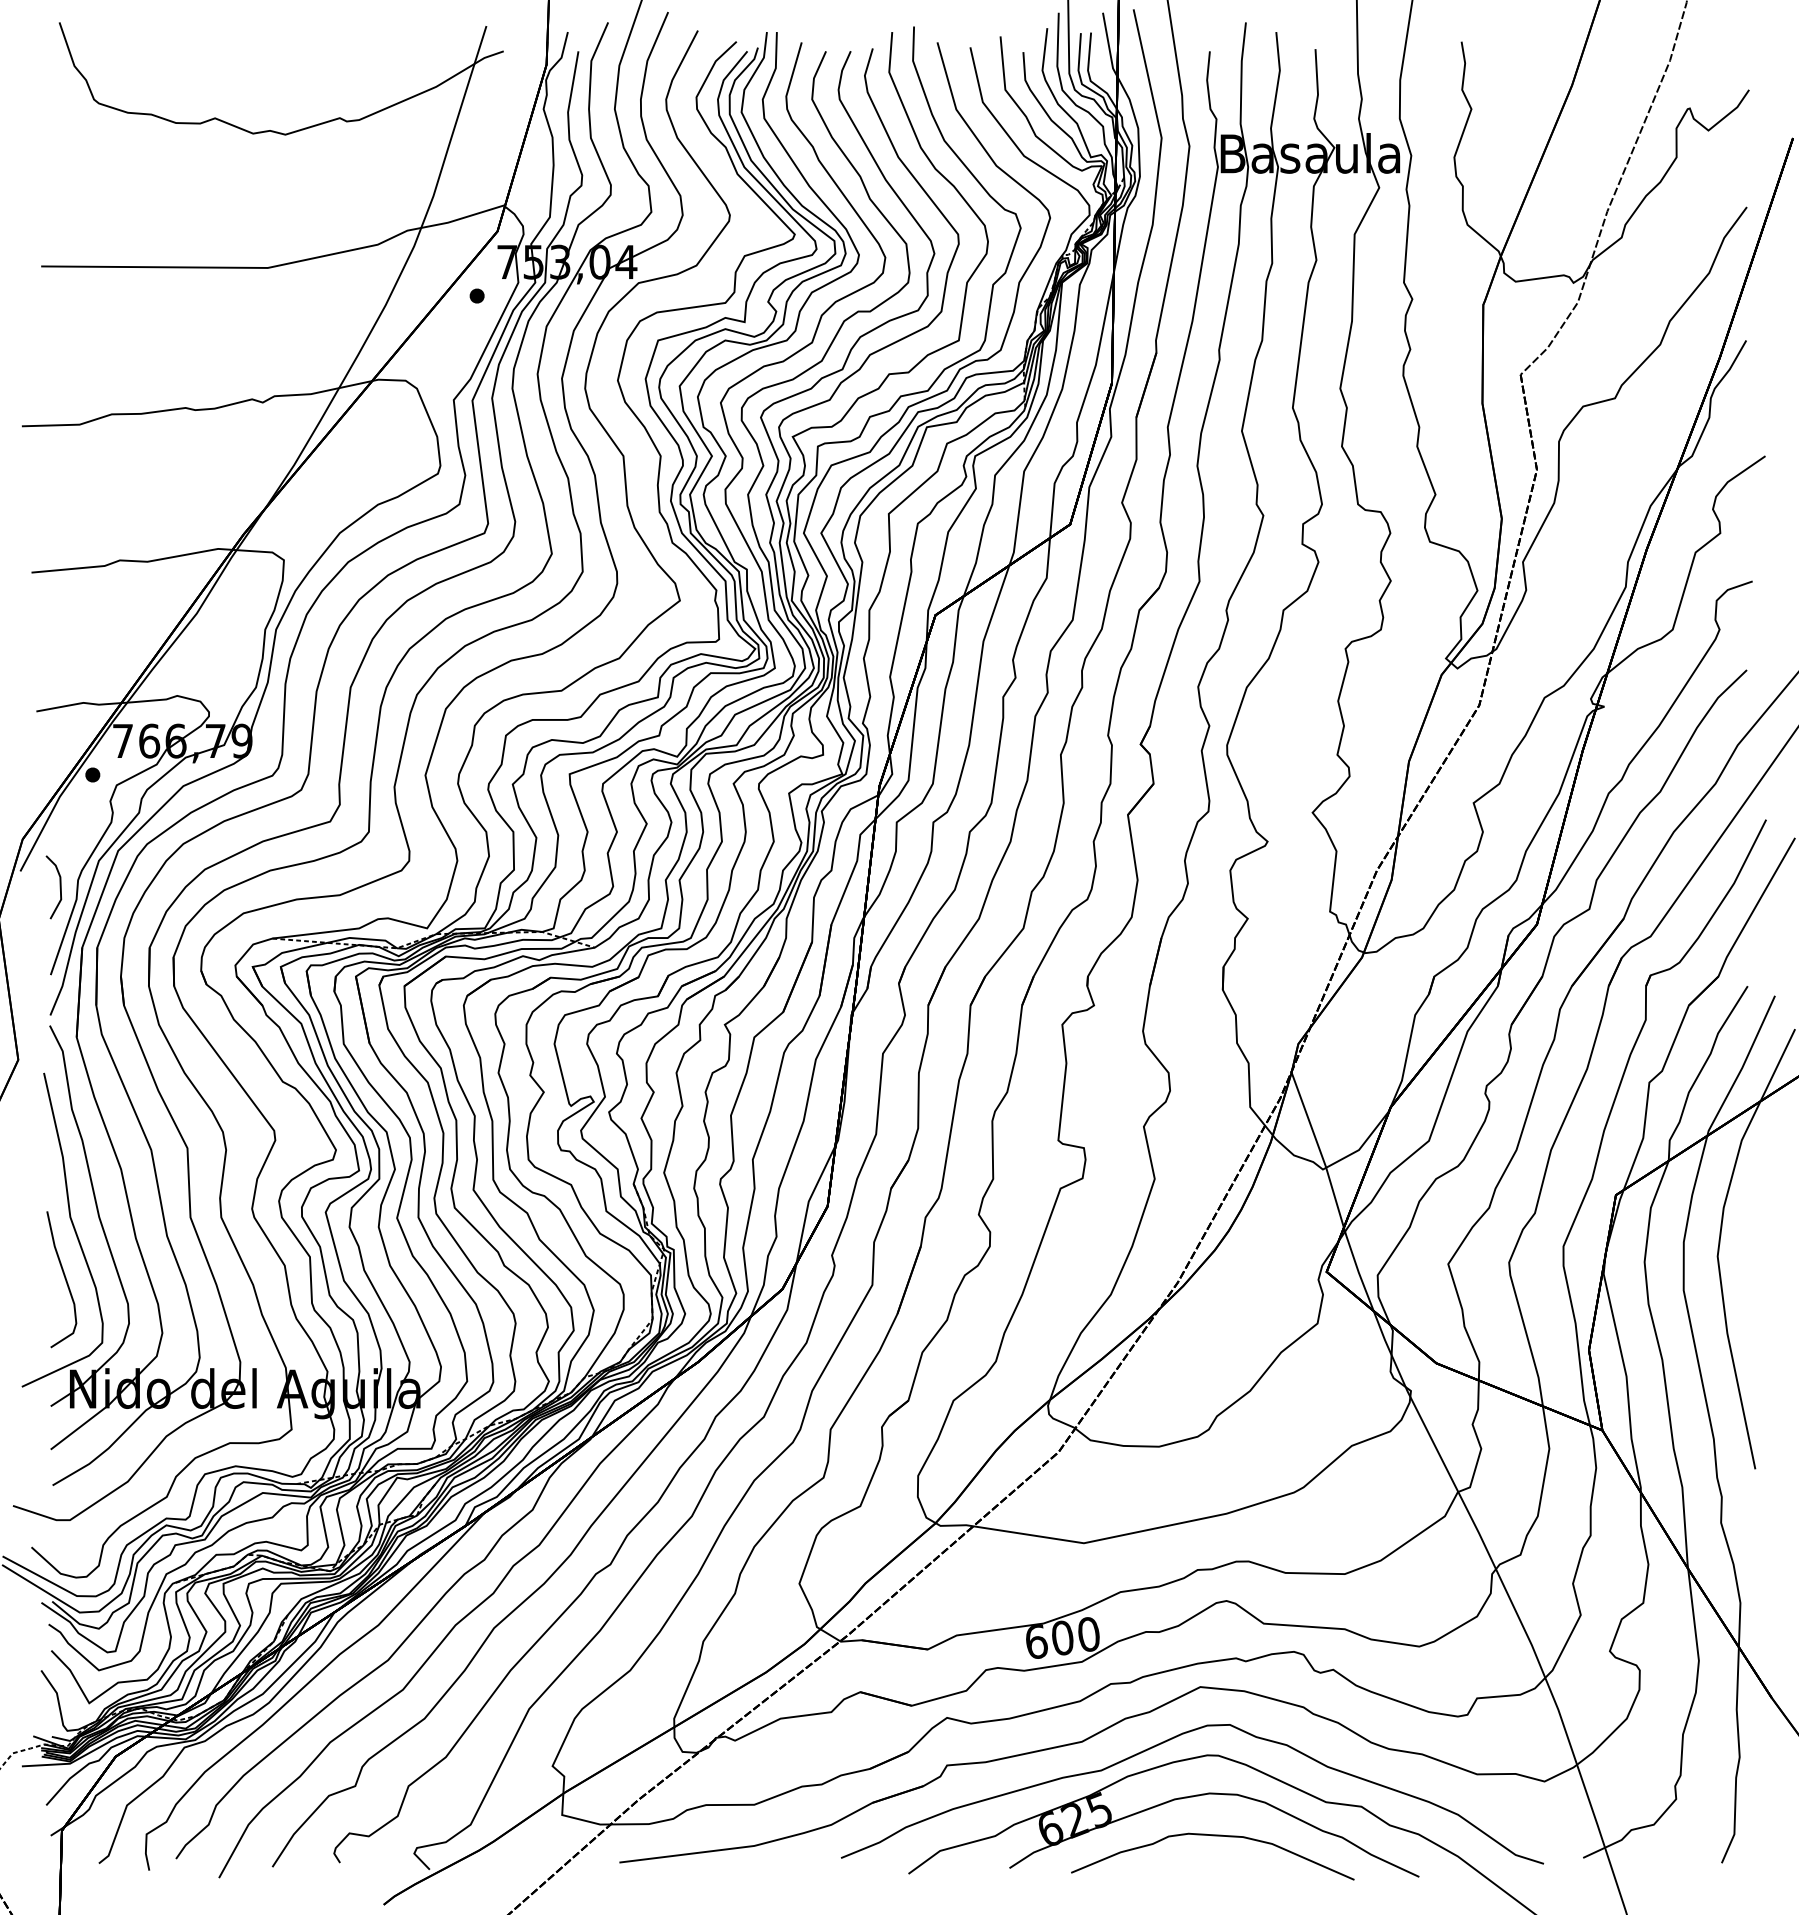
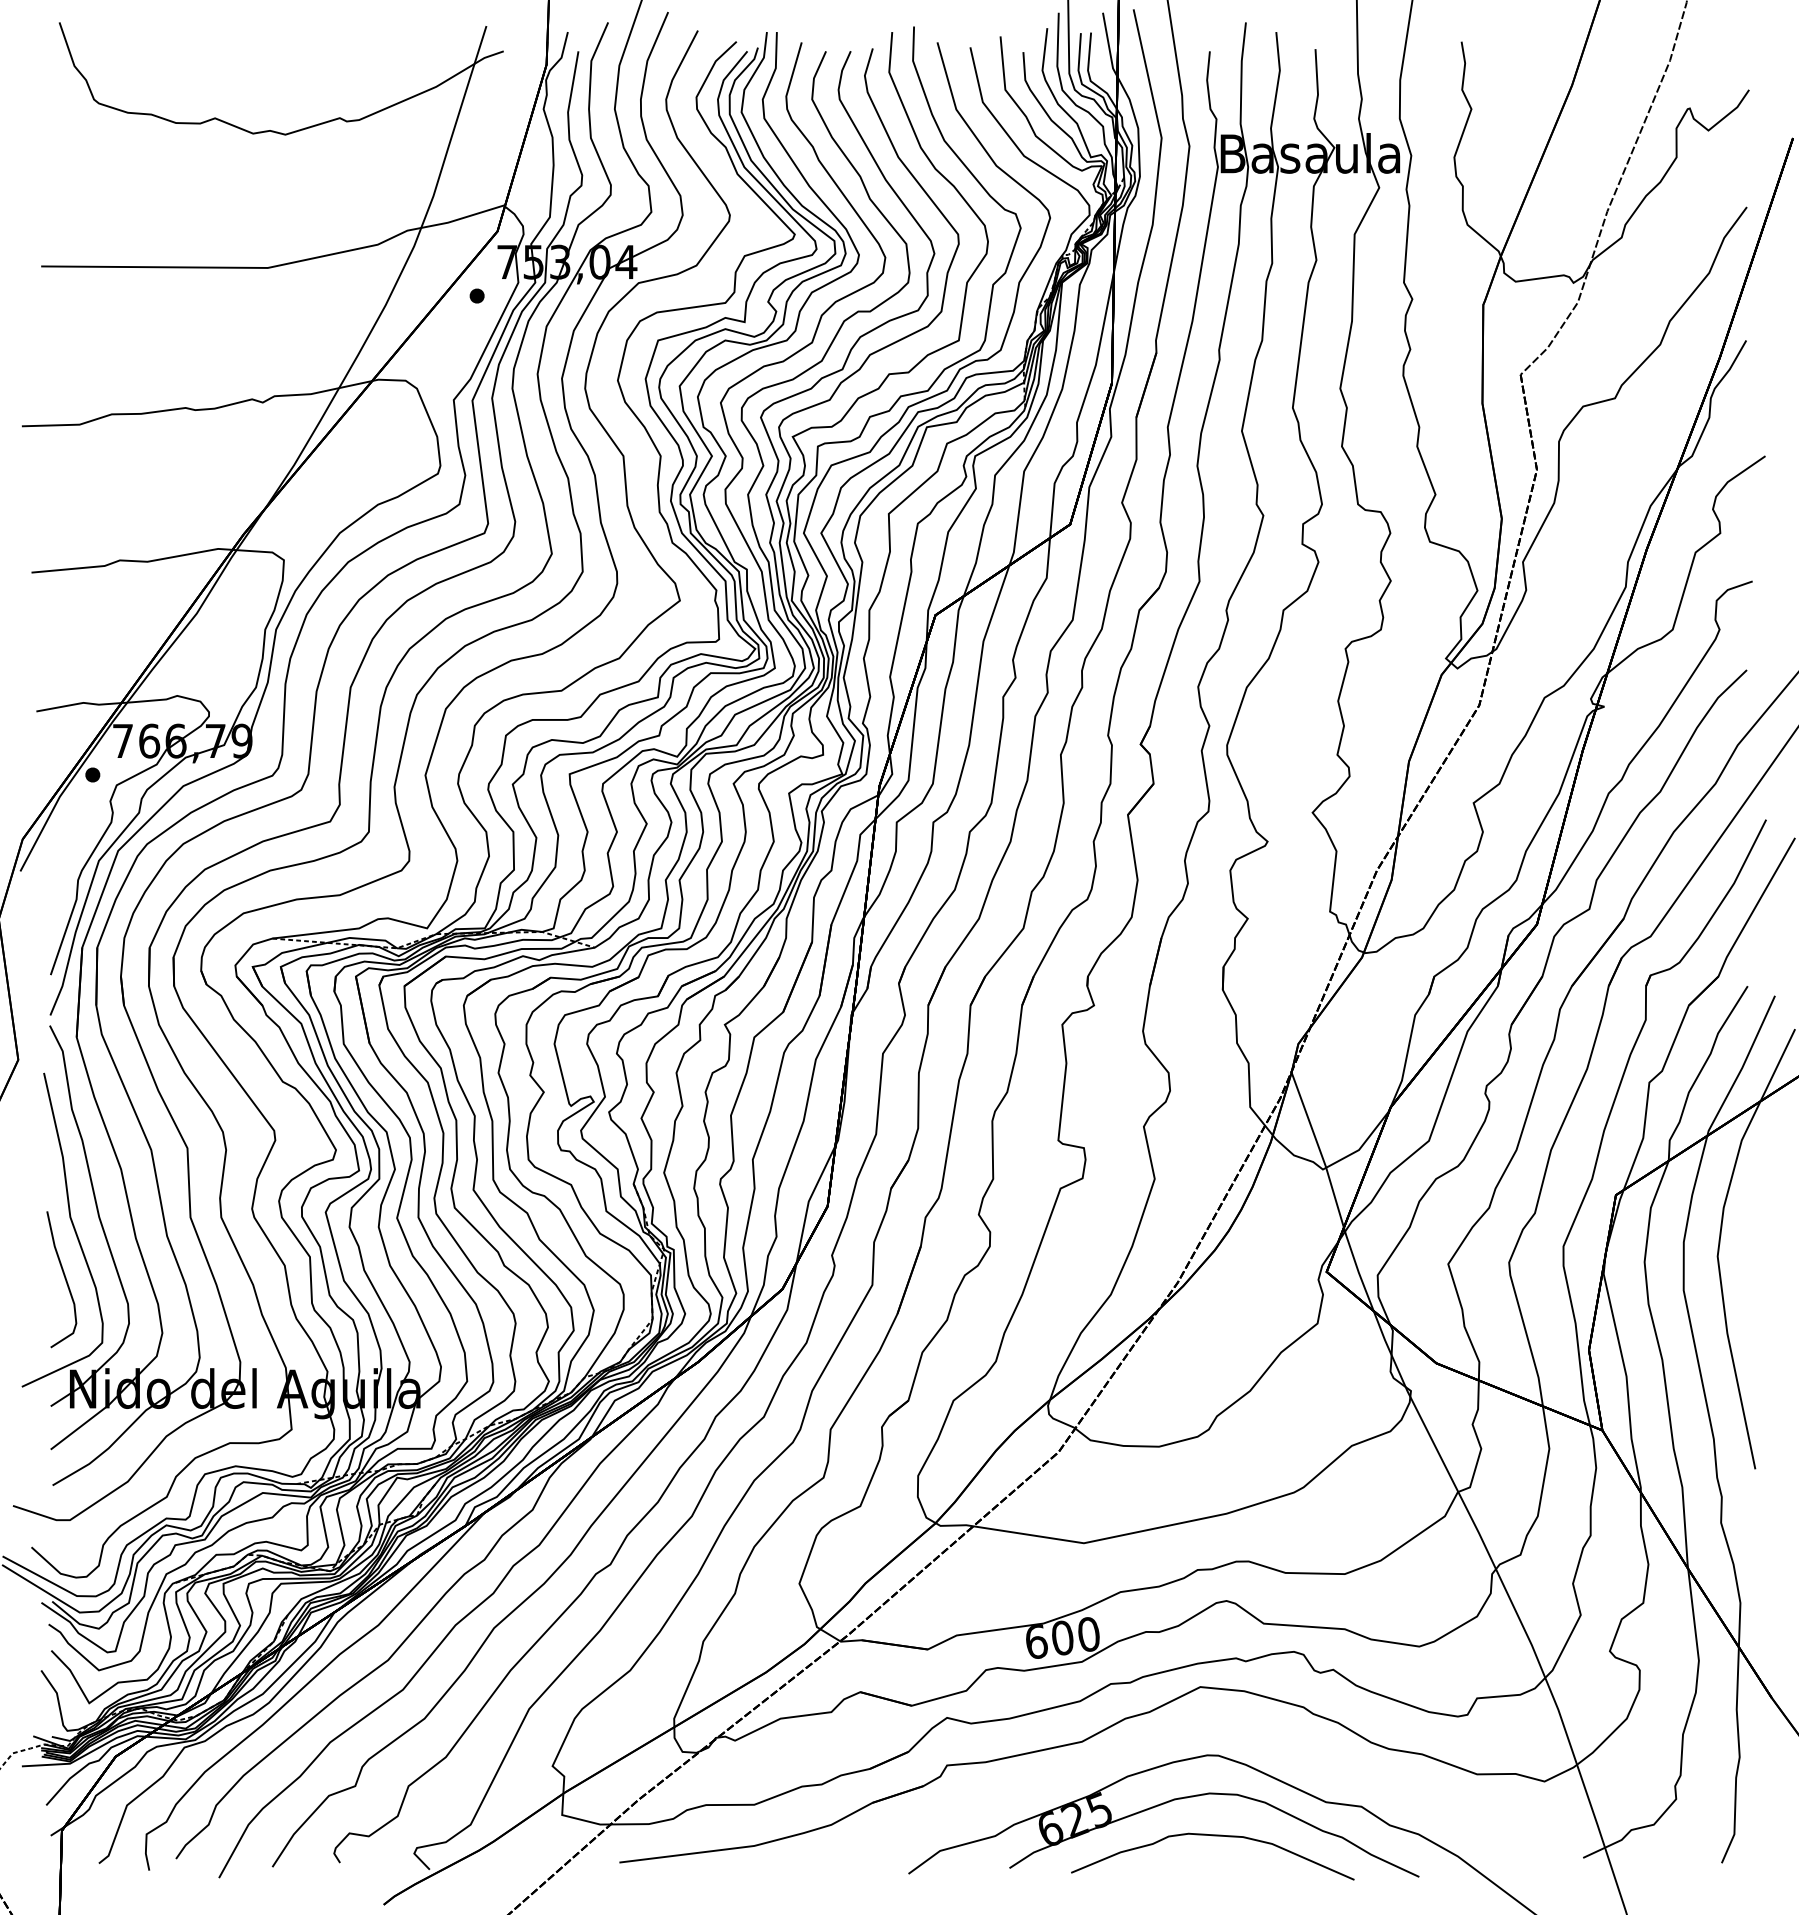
line: present -> none (59, 887)
curve: present -> none (1168, 1741)
